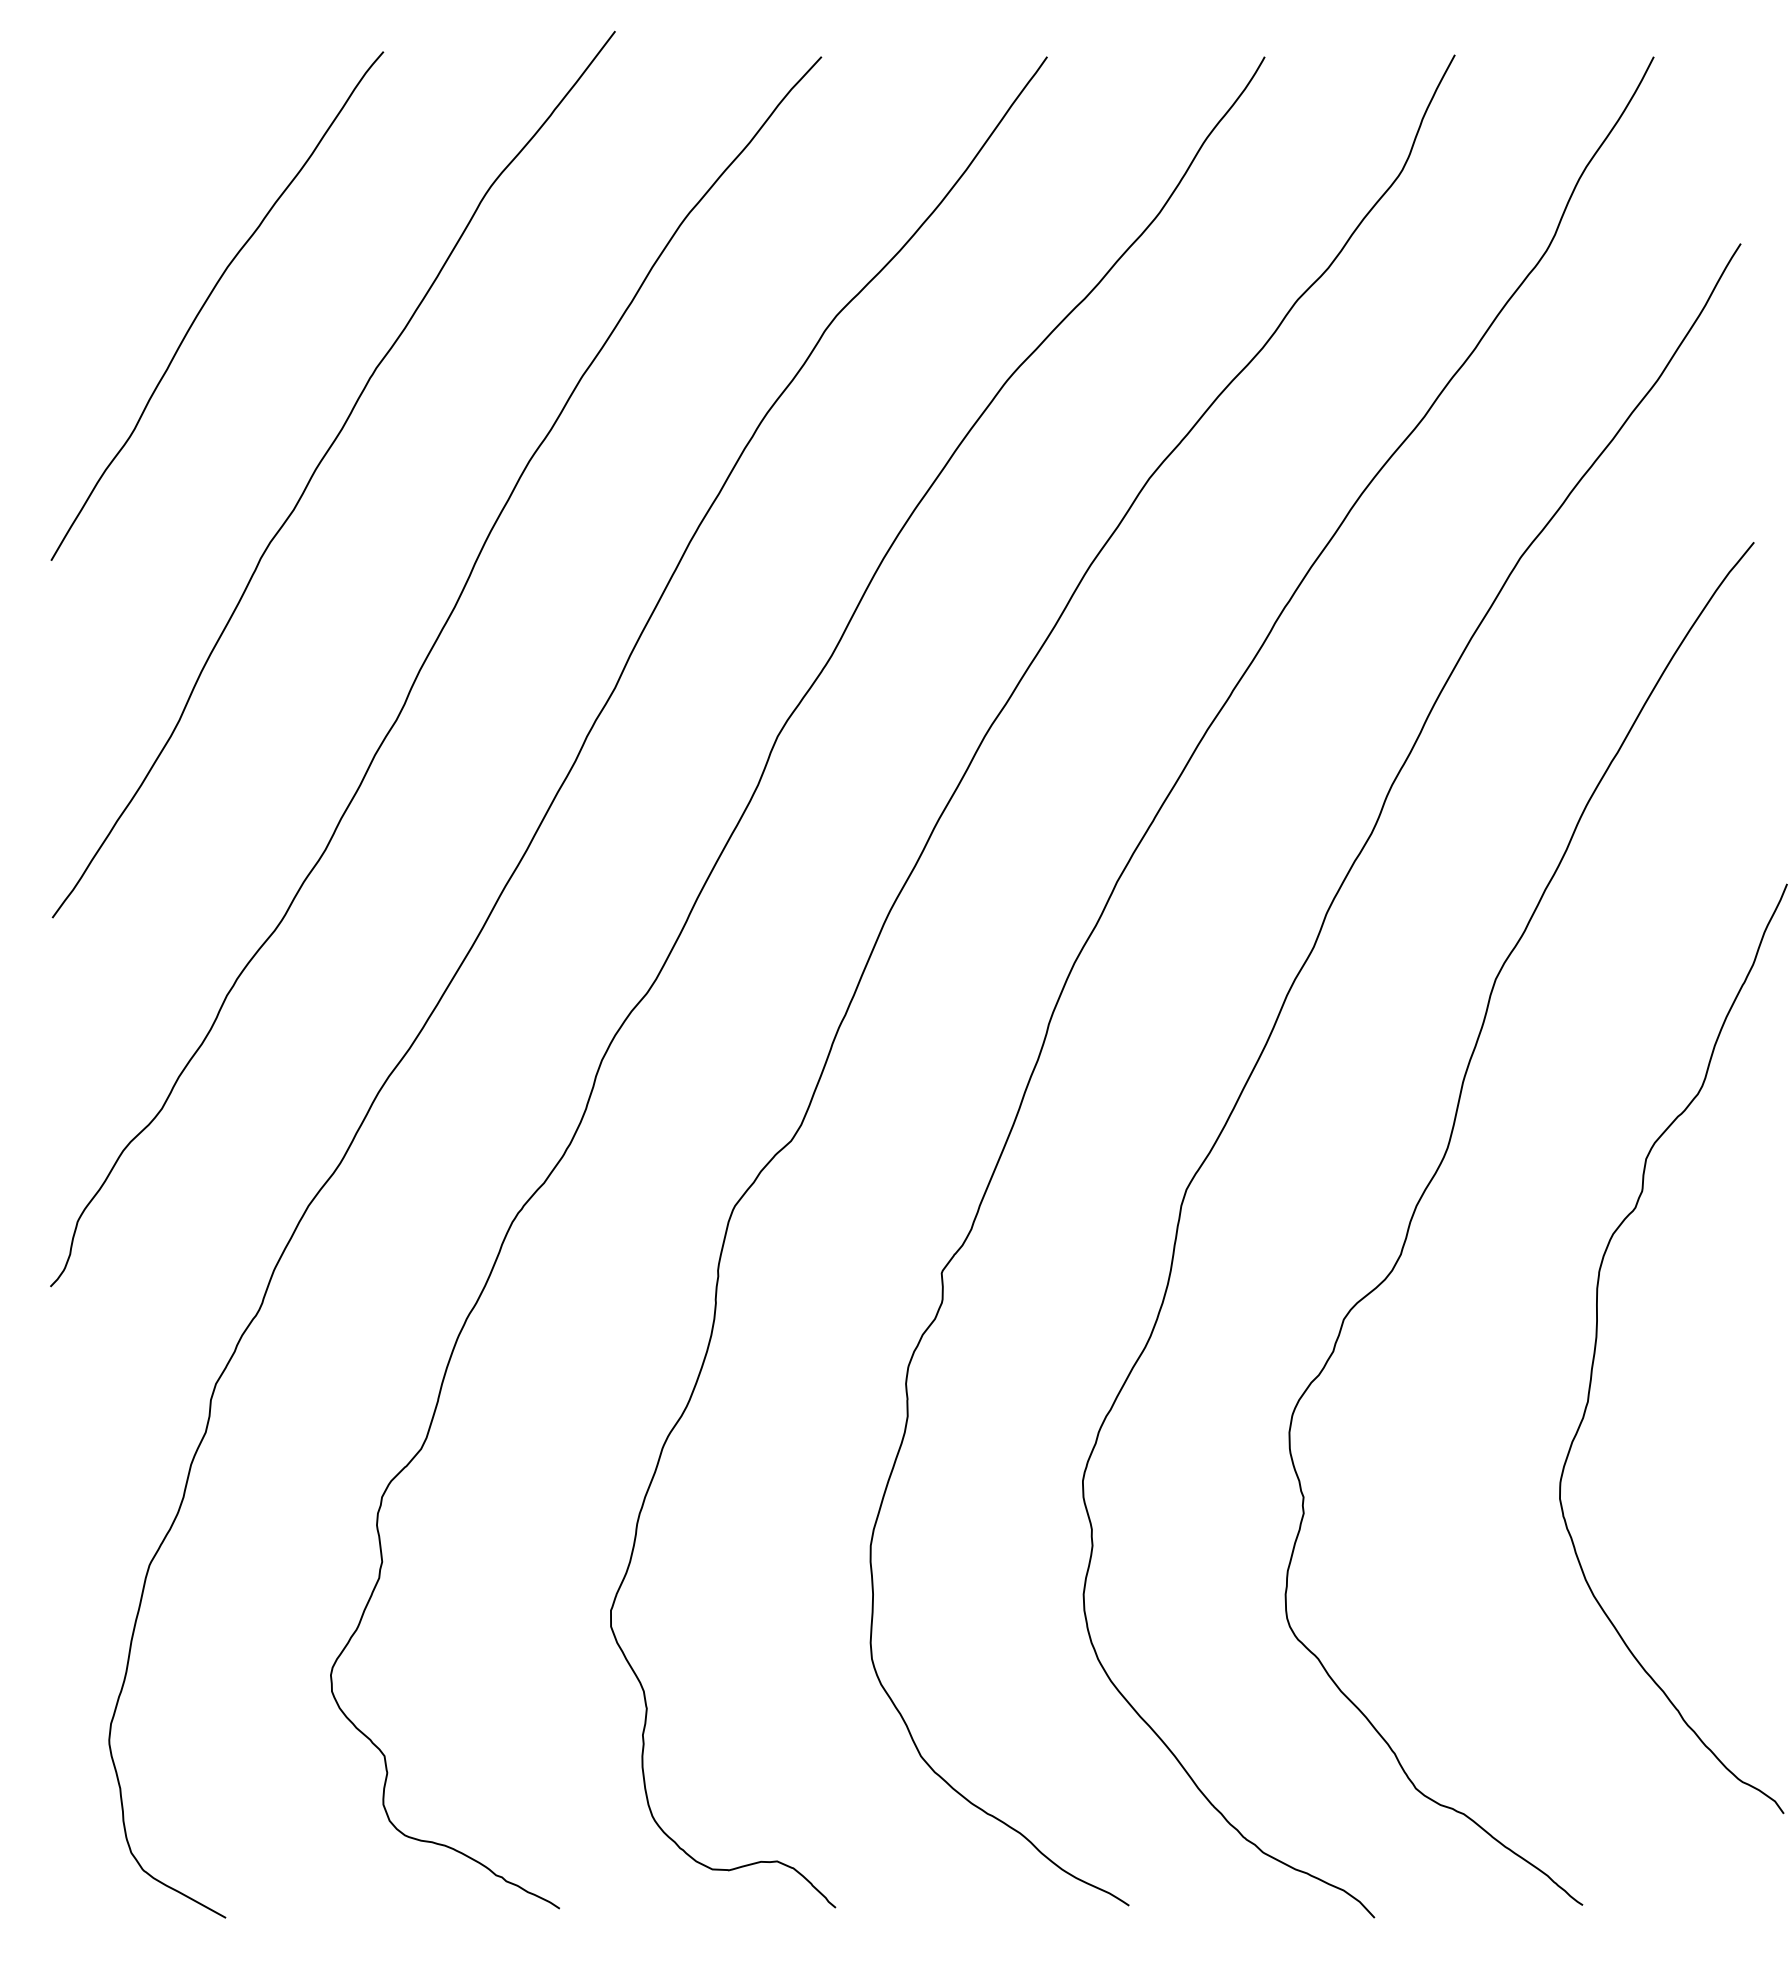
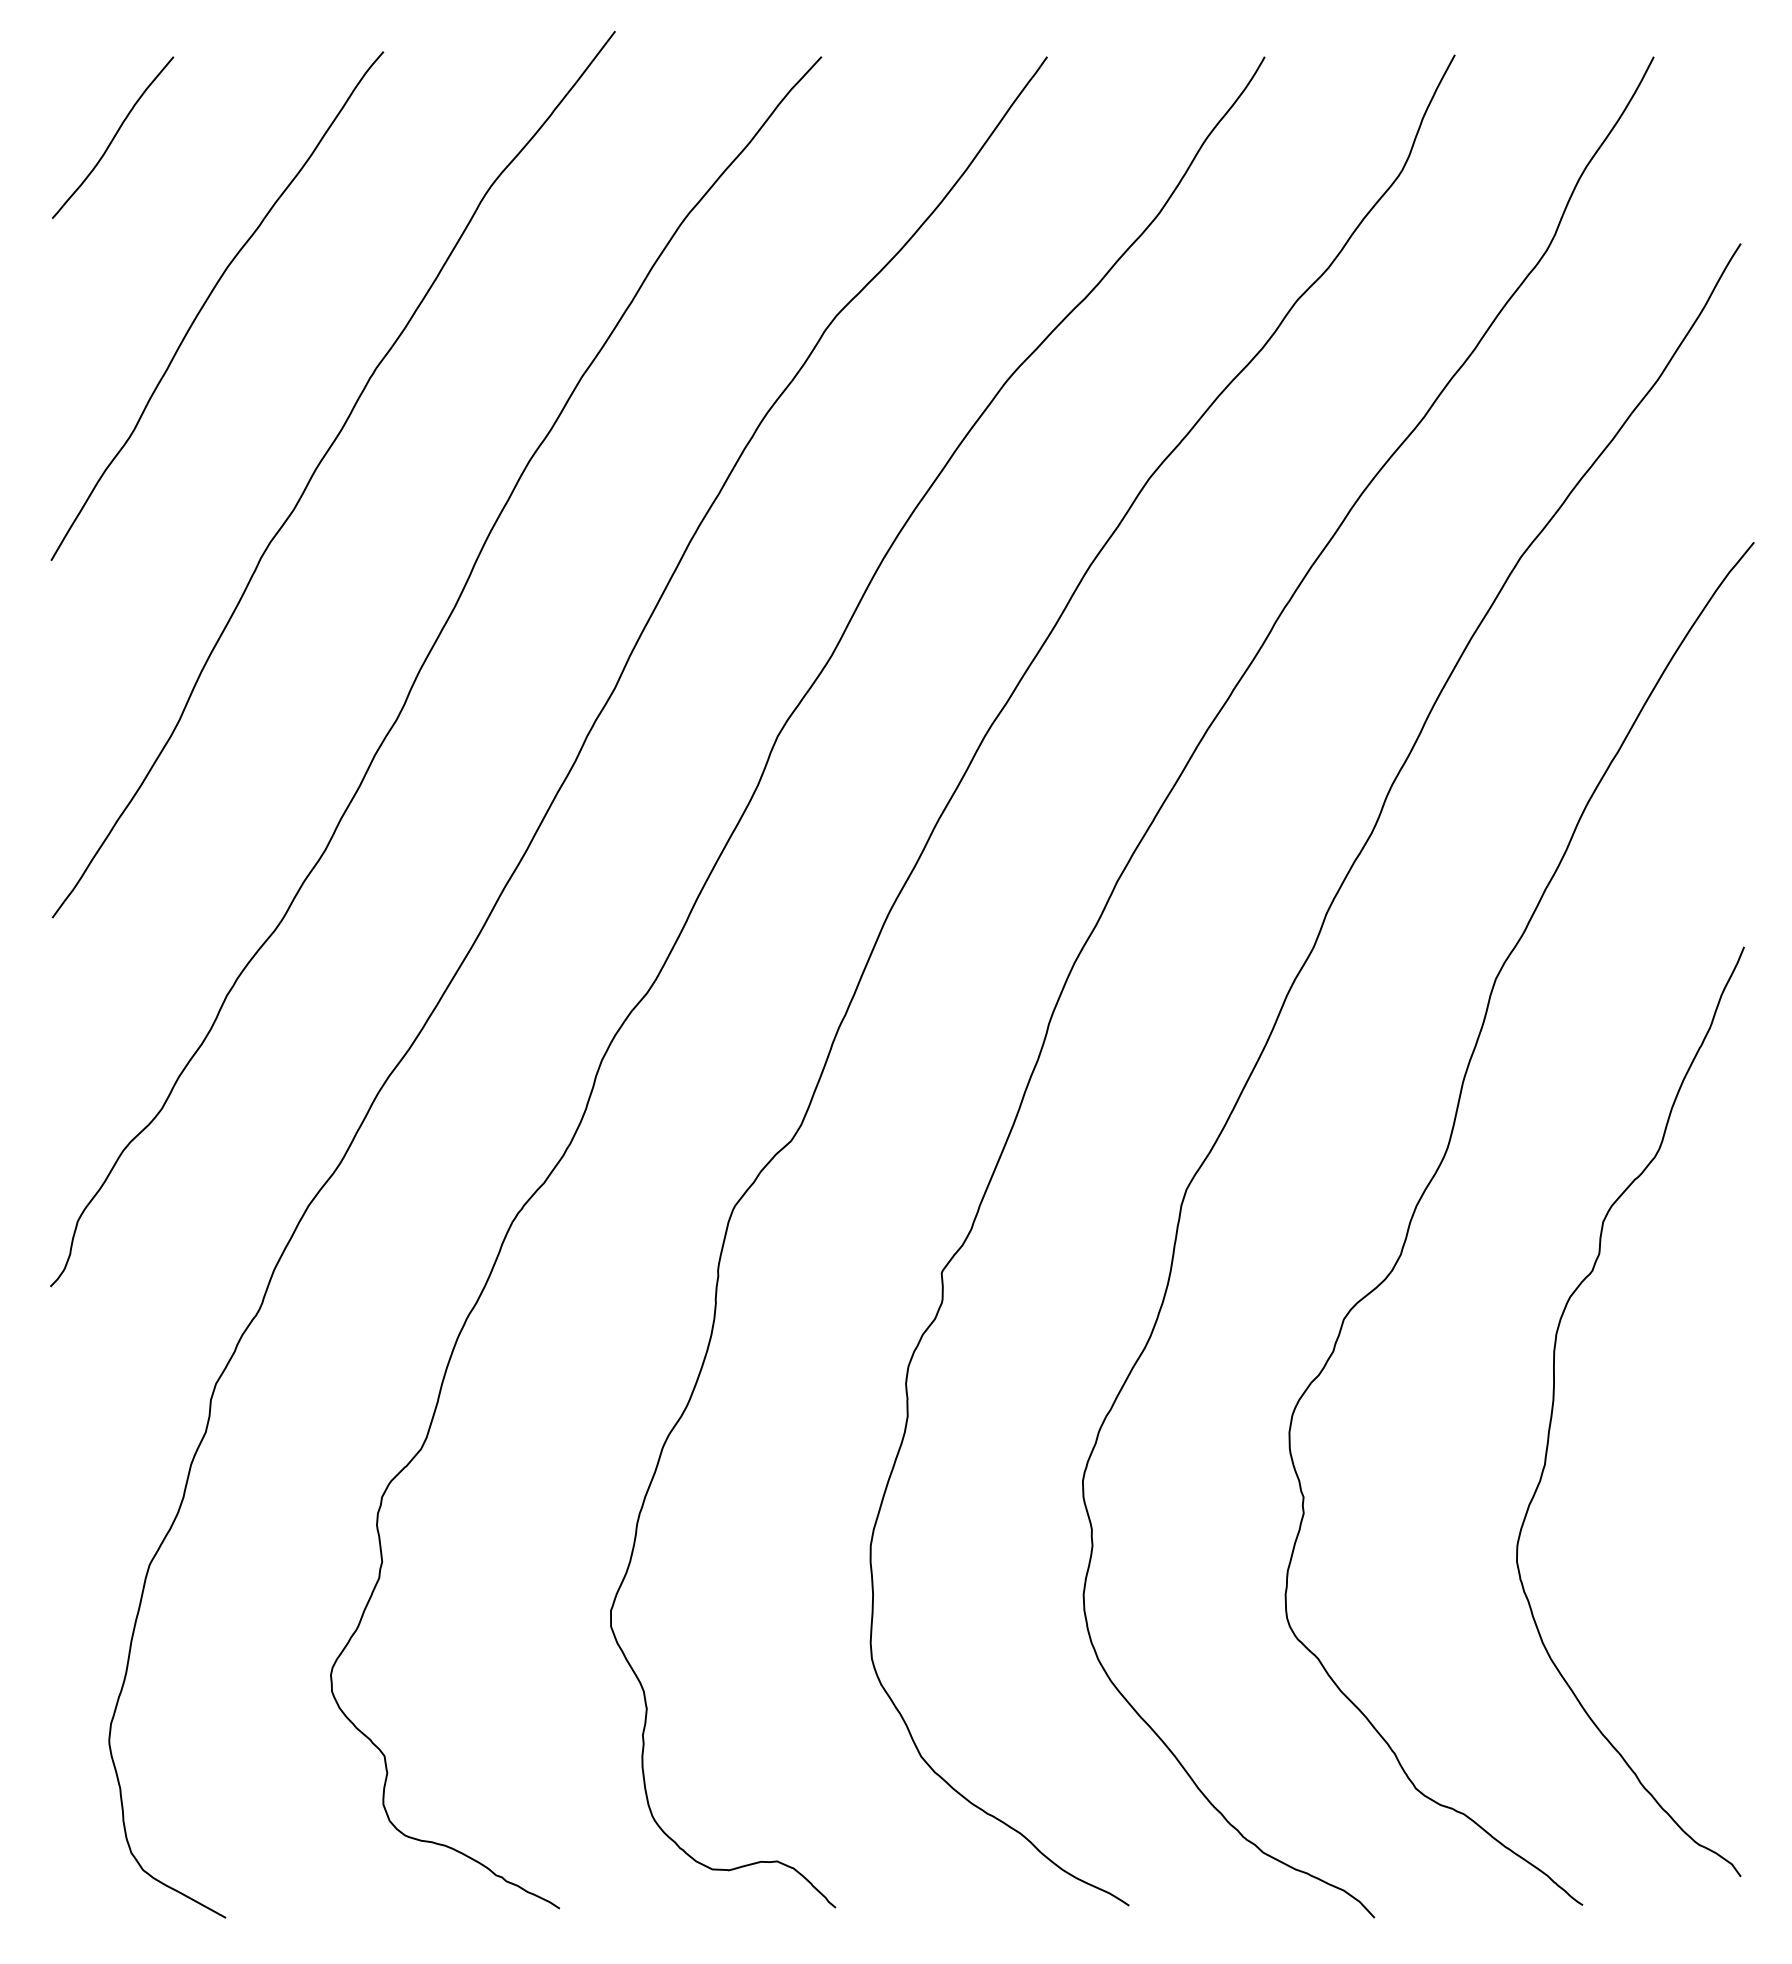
curve: none -> present (113, 137)
curve position: (1597, 1338) -> (1554, 1401) (1554, 1401)
